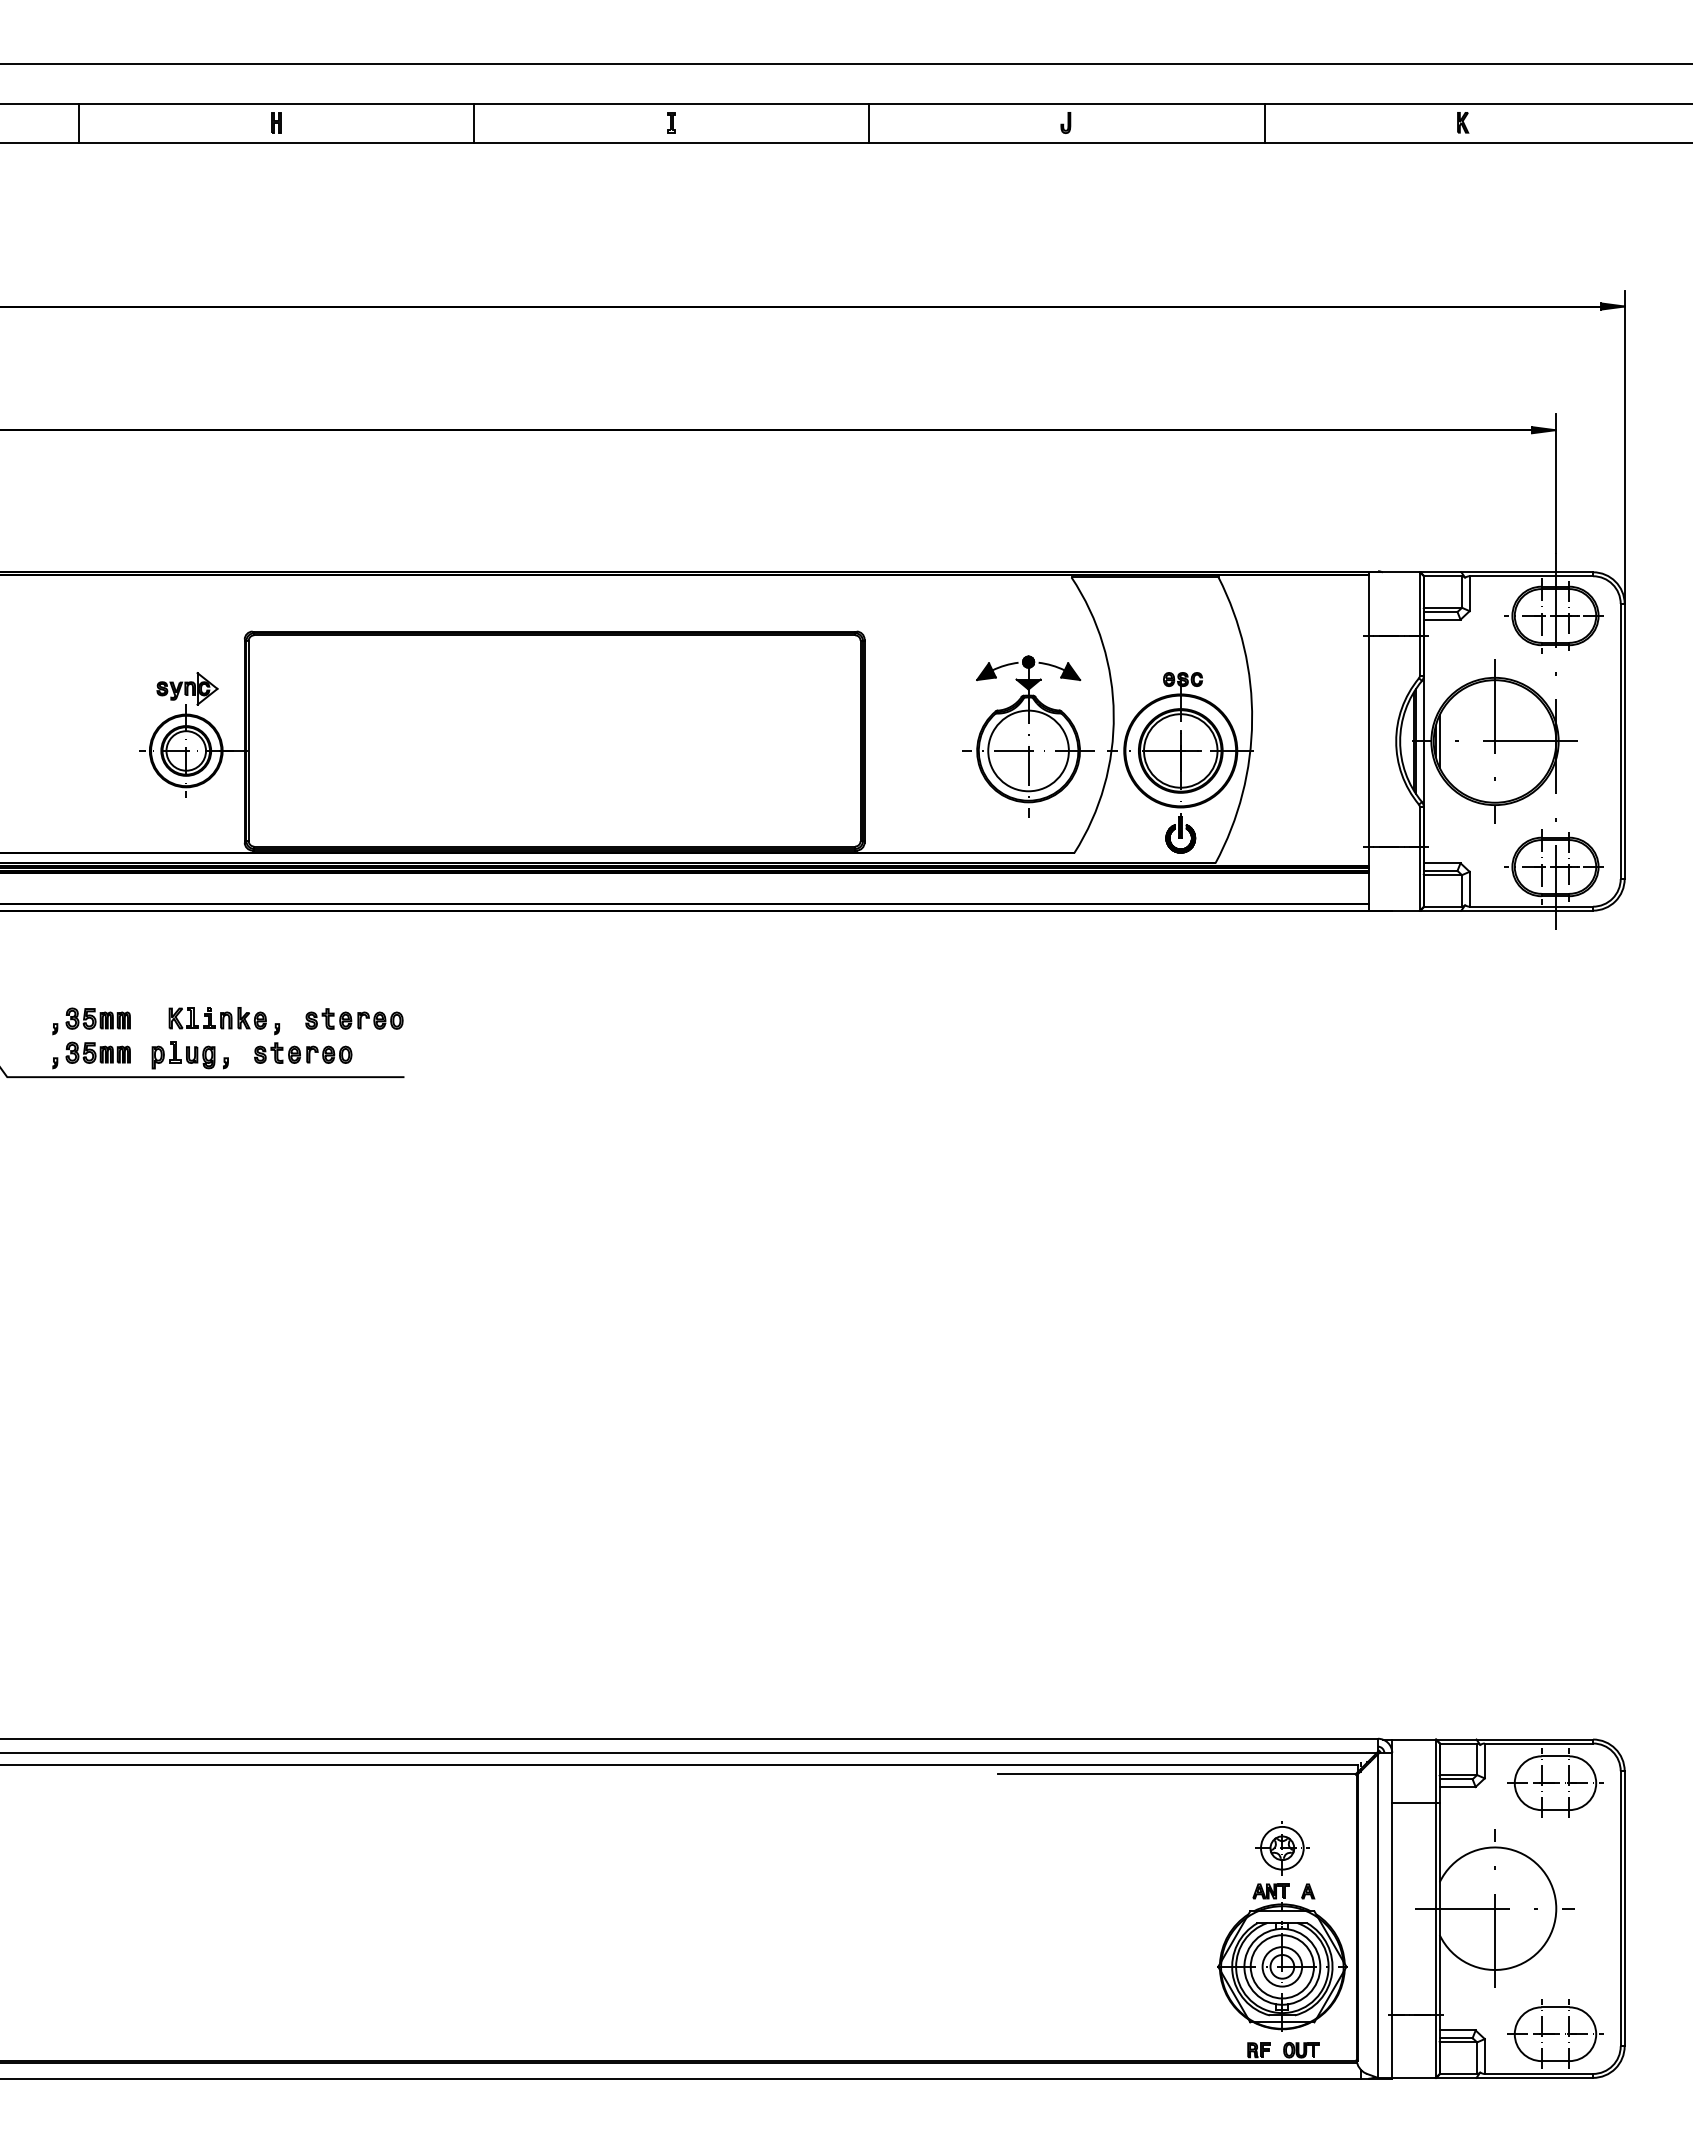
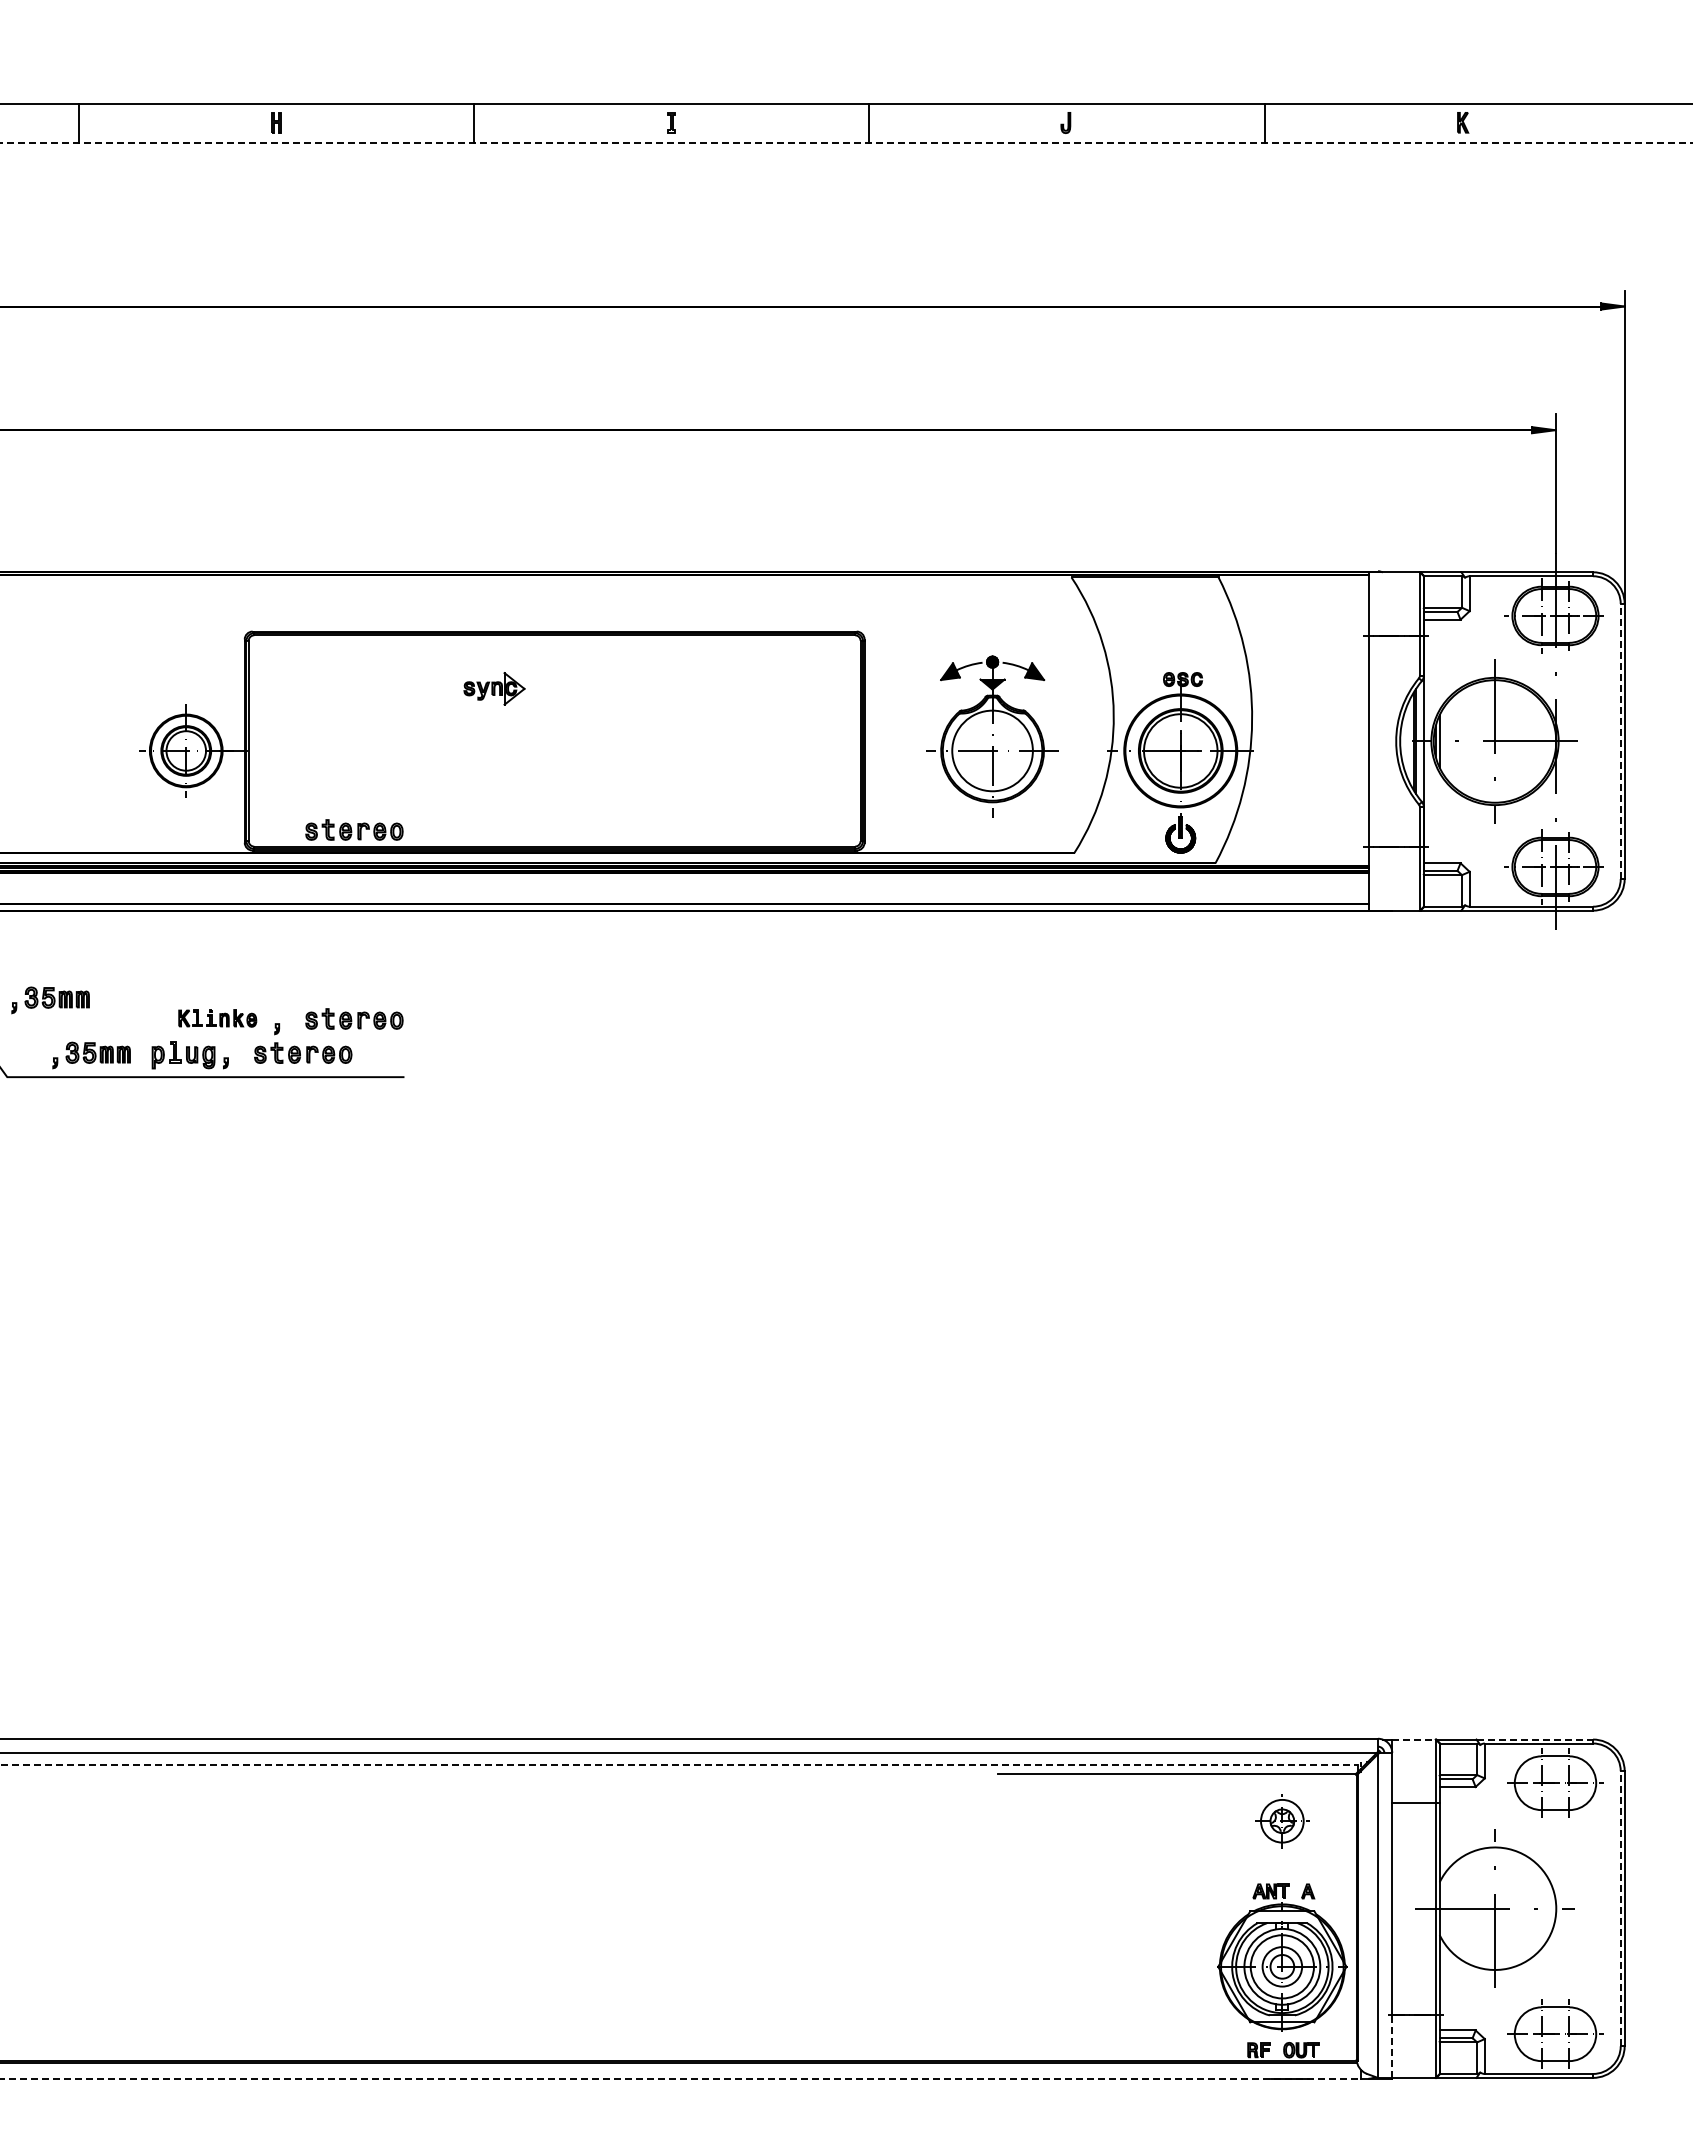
line: present -> none (845, 64)
line: solid -> dashed (846, 143)
part position: (187, 688) -> (494, 688) (494, 688)
part position: (1028, 736) -> (992, 736) (992, 736)
line: solid -> dashed (1620, 741)
part: none -> present (354, 829)
part size: 99x23 px -> 80x19 px (217, 1018)
part position: (91, 1021) -> (50, 1000) (50, 1000)
line: solid -> dashed (1413, 1739)
line: solid -> dashed (1535, 1739)
line: solid -> dashed (679, 1764)
part position: (1282, 1848) -> (1282, 1821) (1282, 1821)
line: solid -> dashed (1620, 1908)
line: solid -> dashed (1392, 2046)
line: solid -> dashed (680, 2078)
